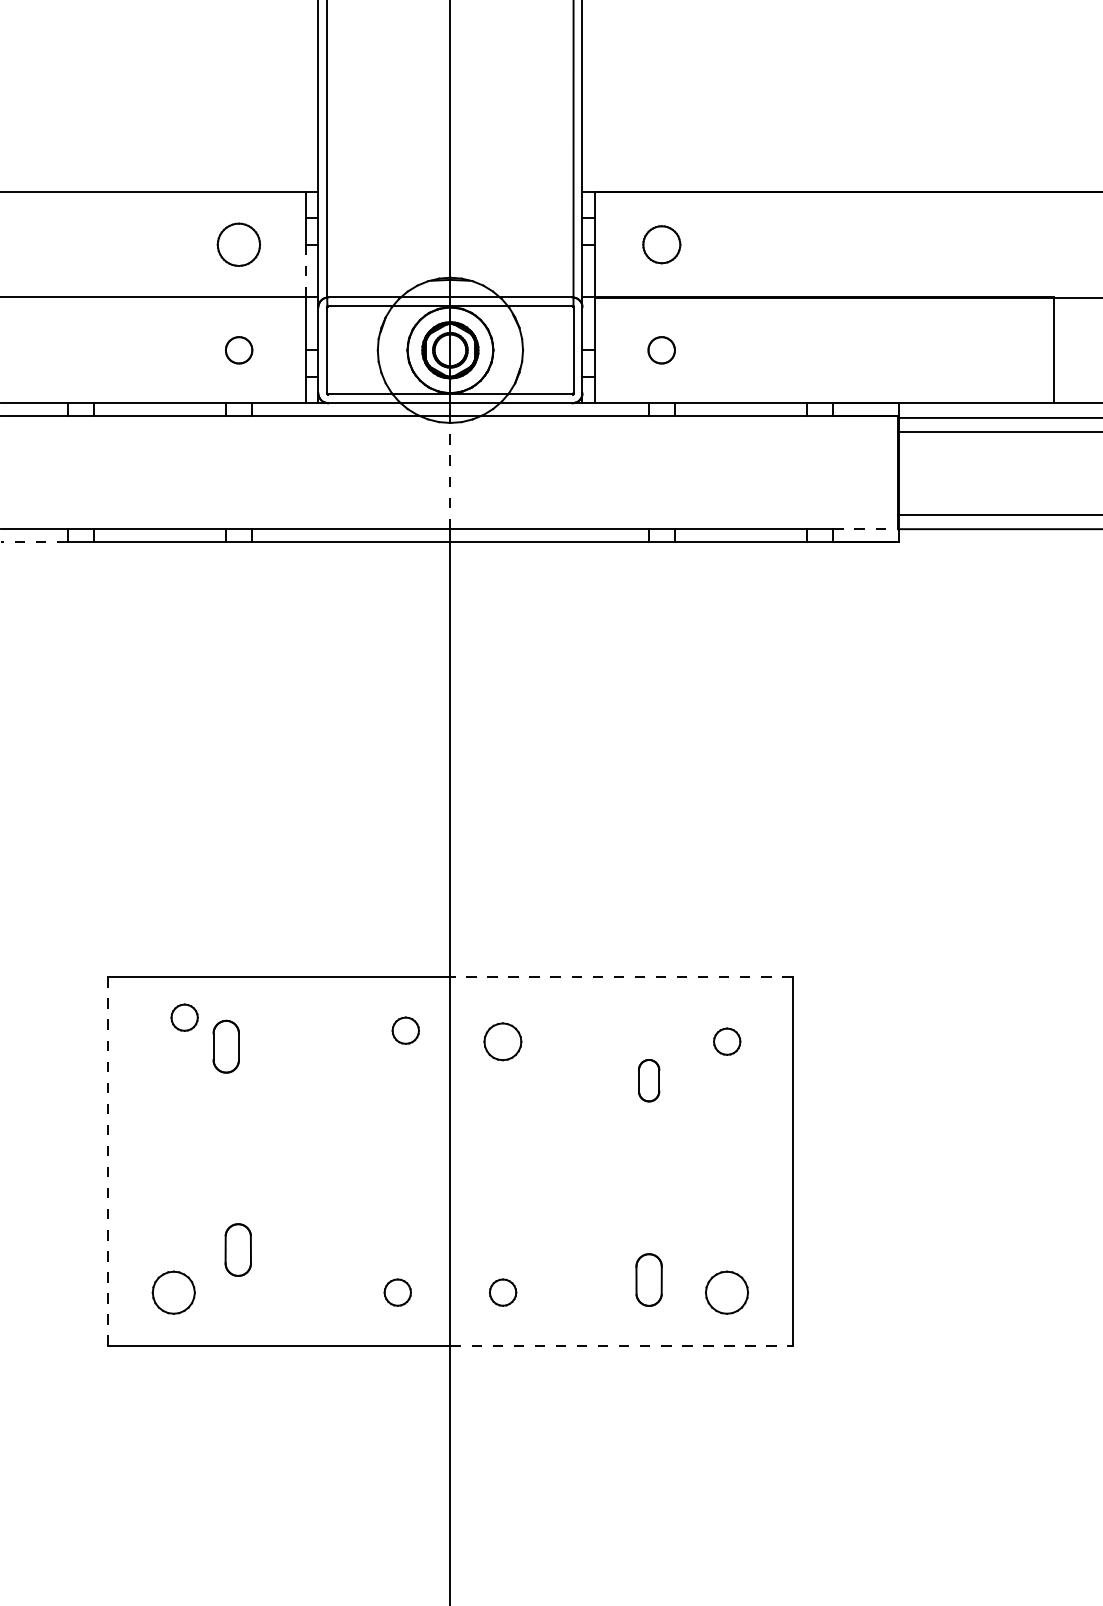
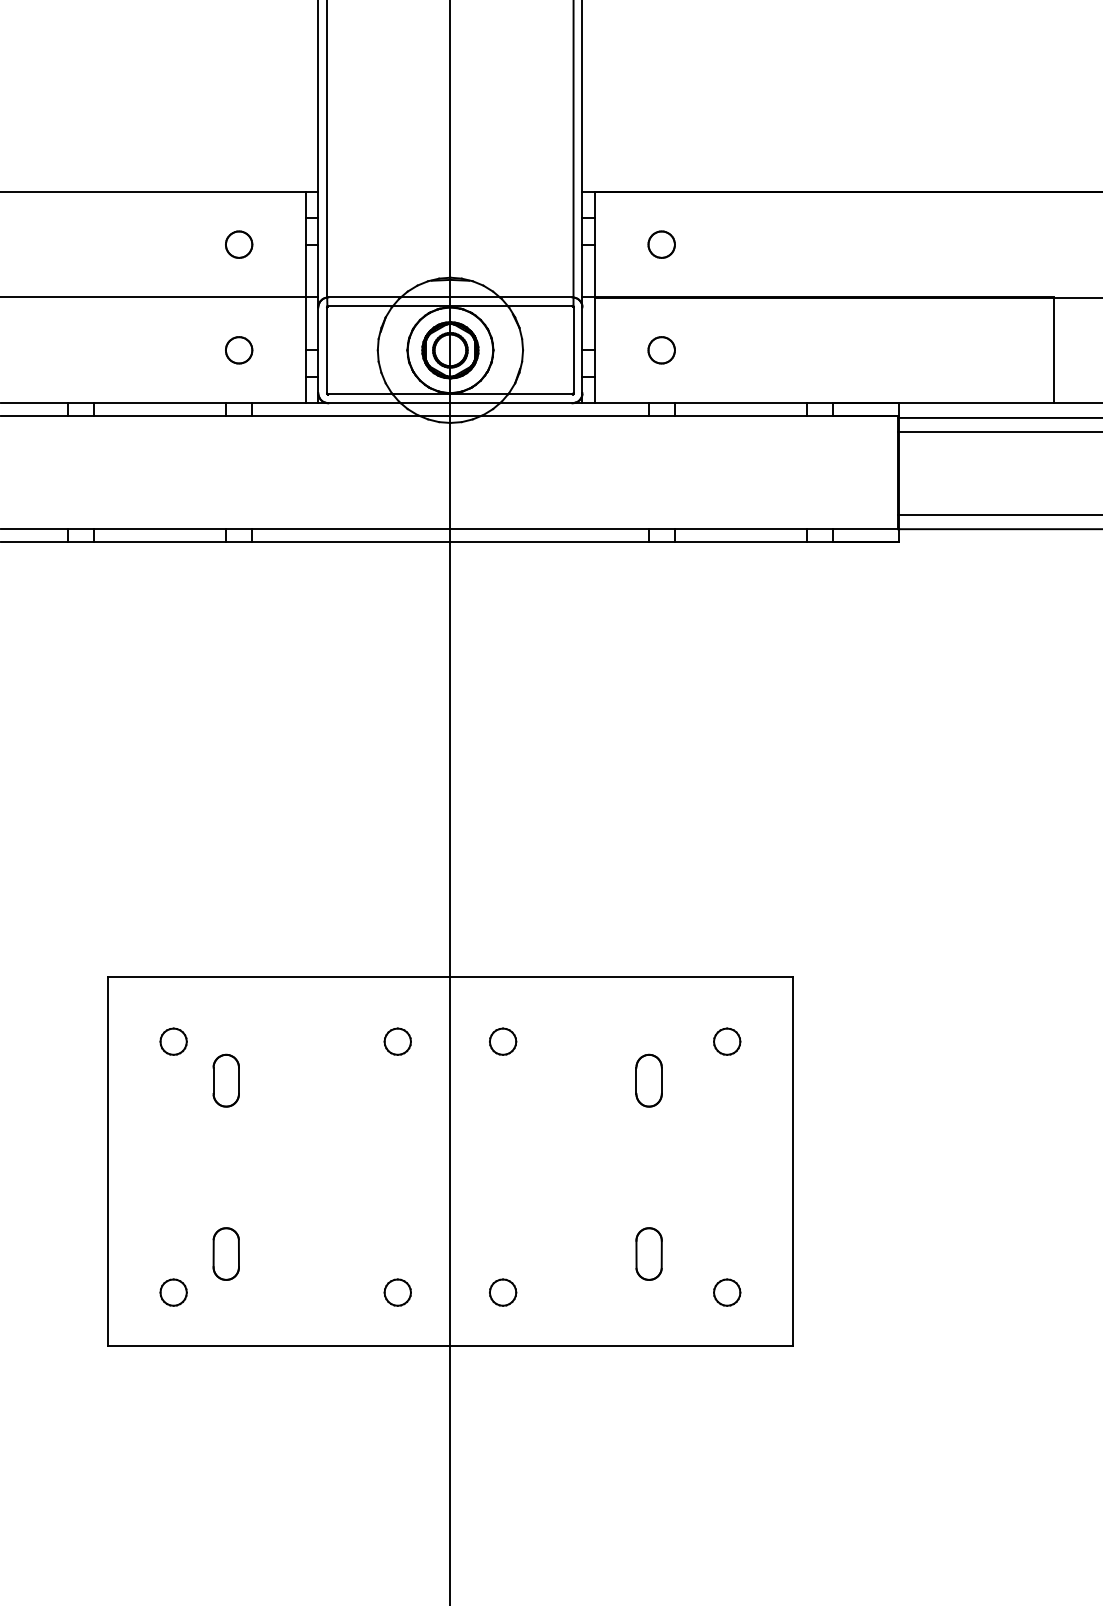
part size: 45x45 px -> 29x29 px (239, 244)
part size: 40x40 px -> 29x29 px (661, 244)
line: dashed -> solid (305, 270)
line: dashed -> solid (450, 475)
line: dashed -> solid (866, 529)
line: dashed -> solid (33, 541)
line: dashed -> solid (621, 977)
part position: (184, 1017) -> (173, 1041) (173, 1041)
part position: (405, 1030) -> (397, 1041) (397, 1041)
part size: 40x40 px -> 29x29 px (503, 1041)
part position: (225, 1046) -> (225, 1080) (225, 1080)
part size: 23x44 px -> 28x55 px (648, 1080)
line: dashed -> solid (108, 1162)
part position: (237, 1249) -> (225, 1253) (225, 1253)
part position: (648, 1279) -> (648, 1253) (648, 1253)
part size: 45x45 px -> 29x29 px (173, 1292)
part size: 44x45 px -> 29x29 px (727, 1292)
line: dashed -> solid (622, 1345)
